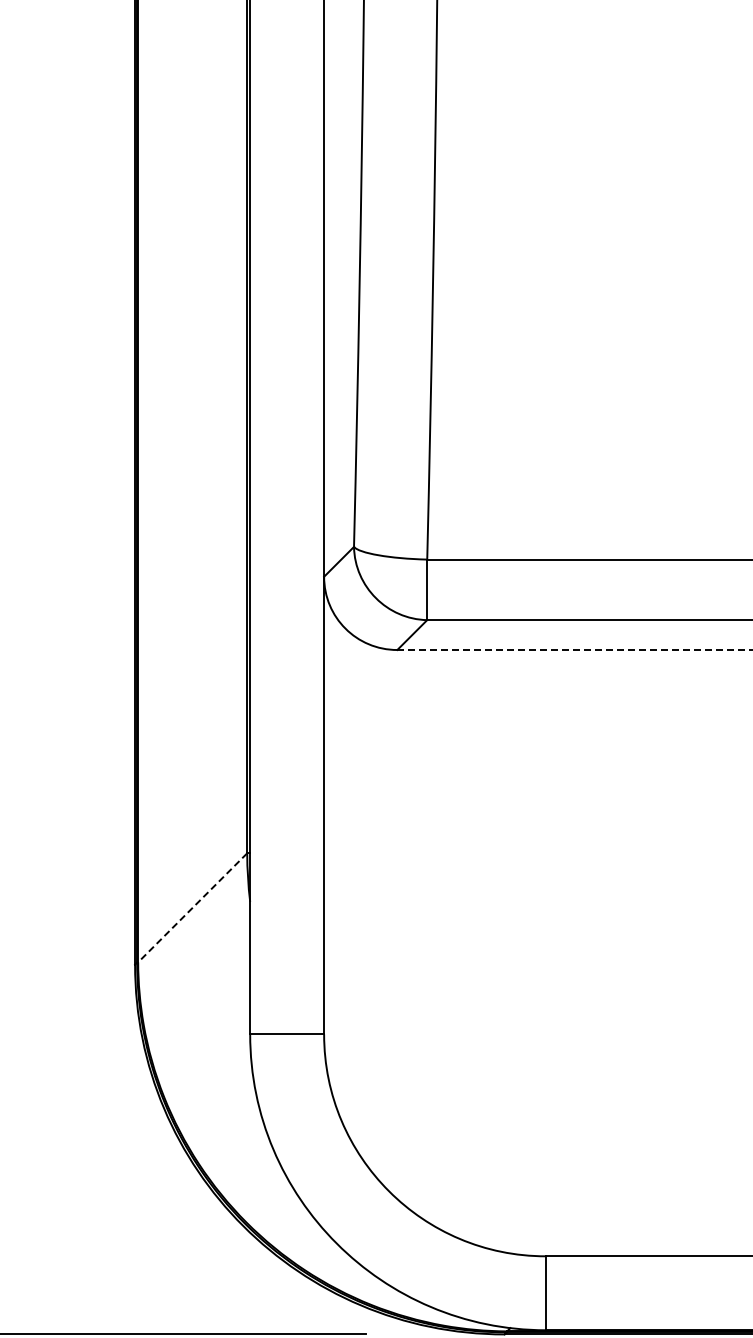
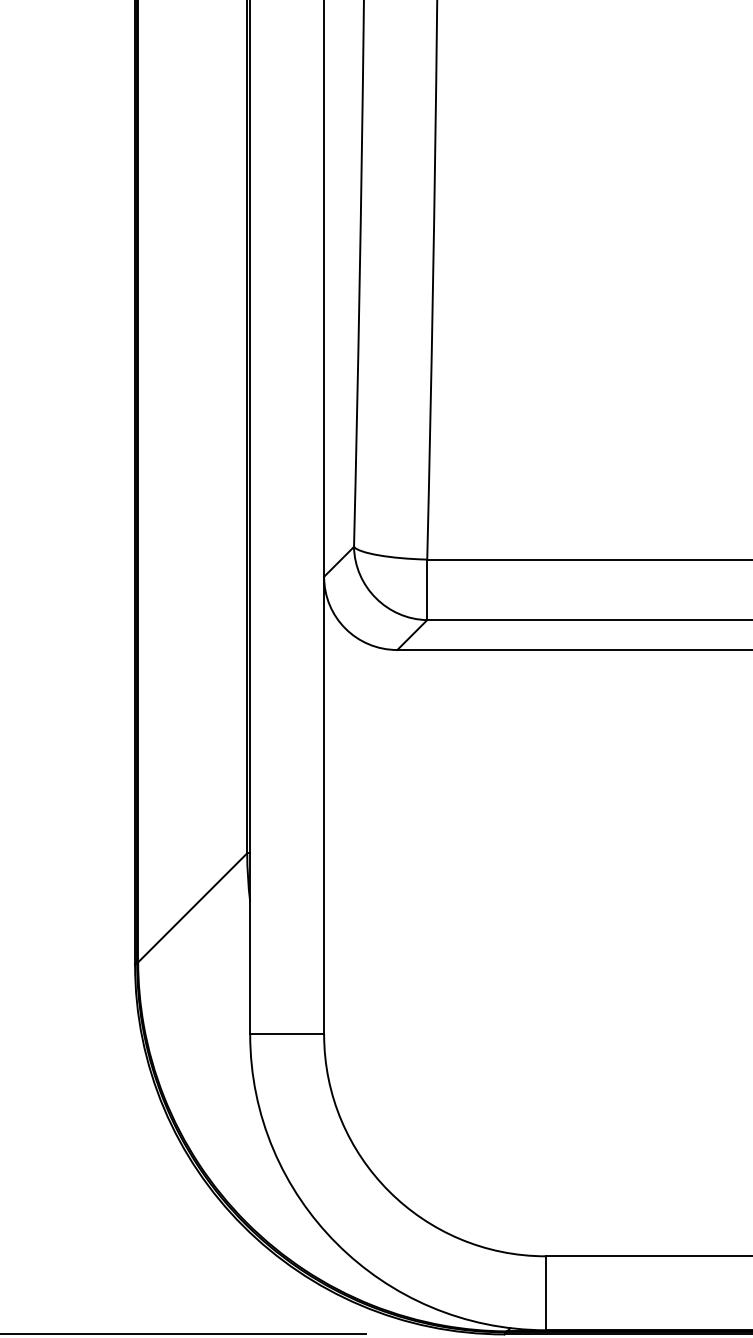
line: dashed -> solid (575, 650)
line: dashed -> solid (192, 908)
